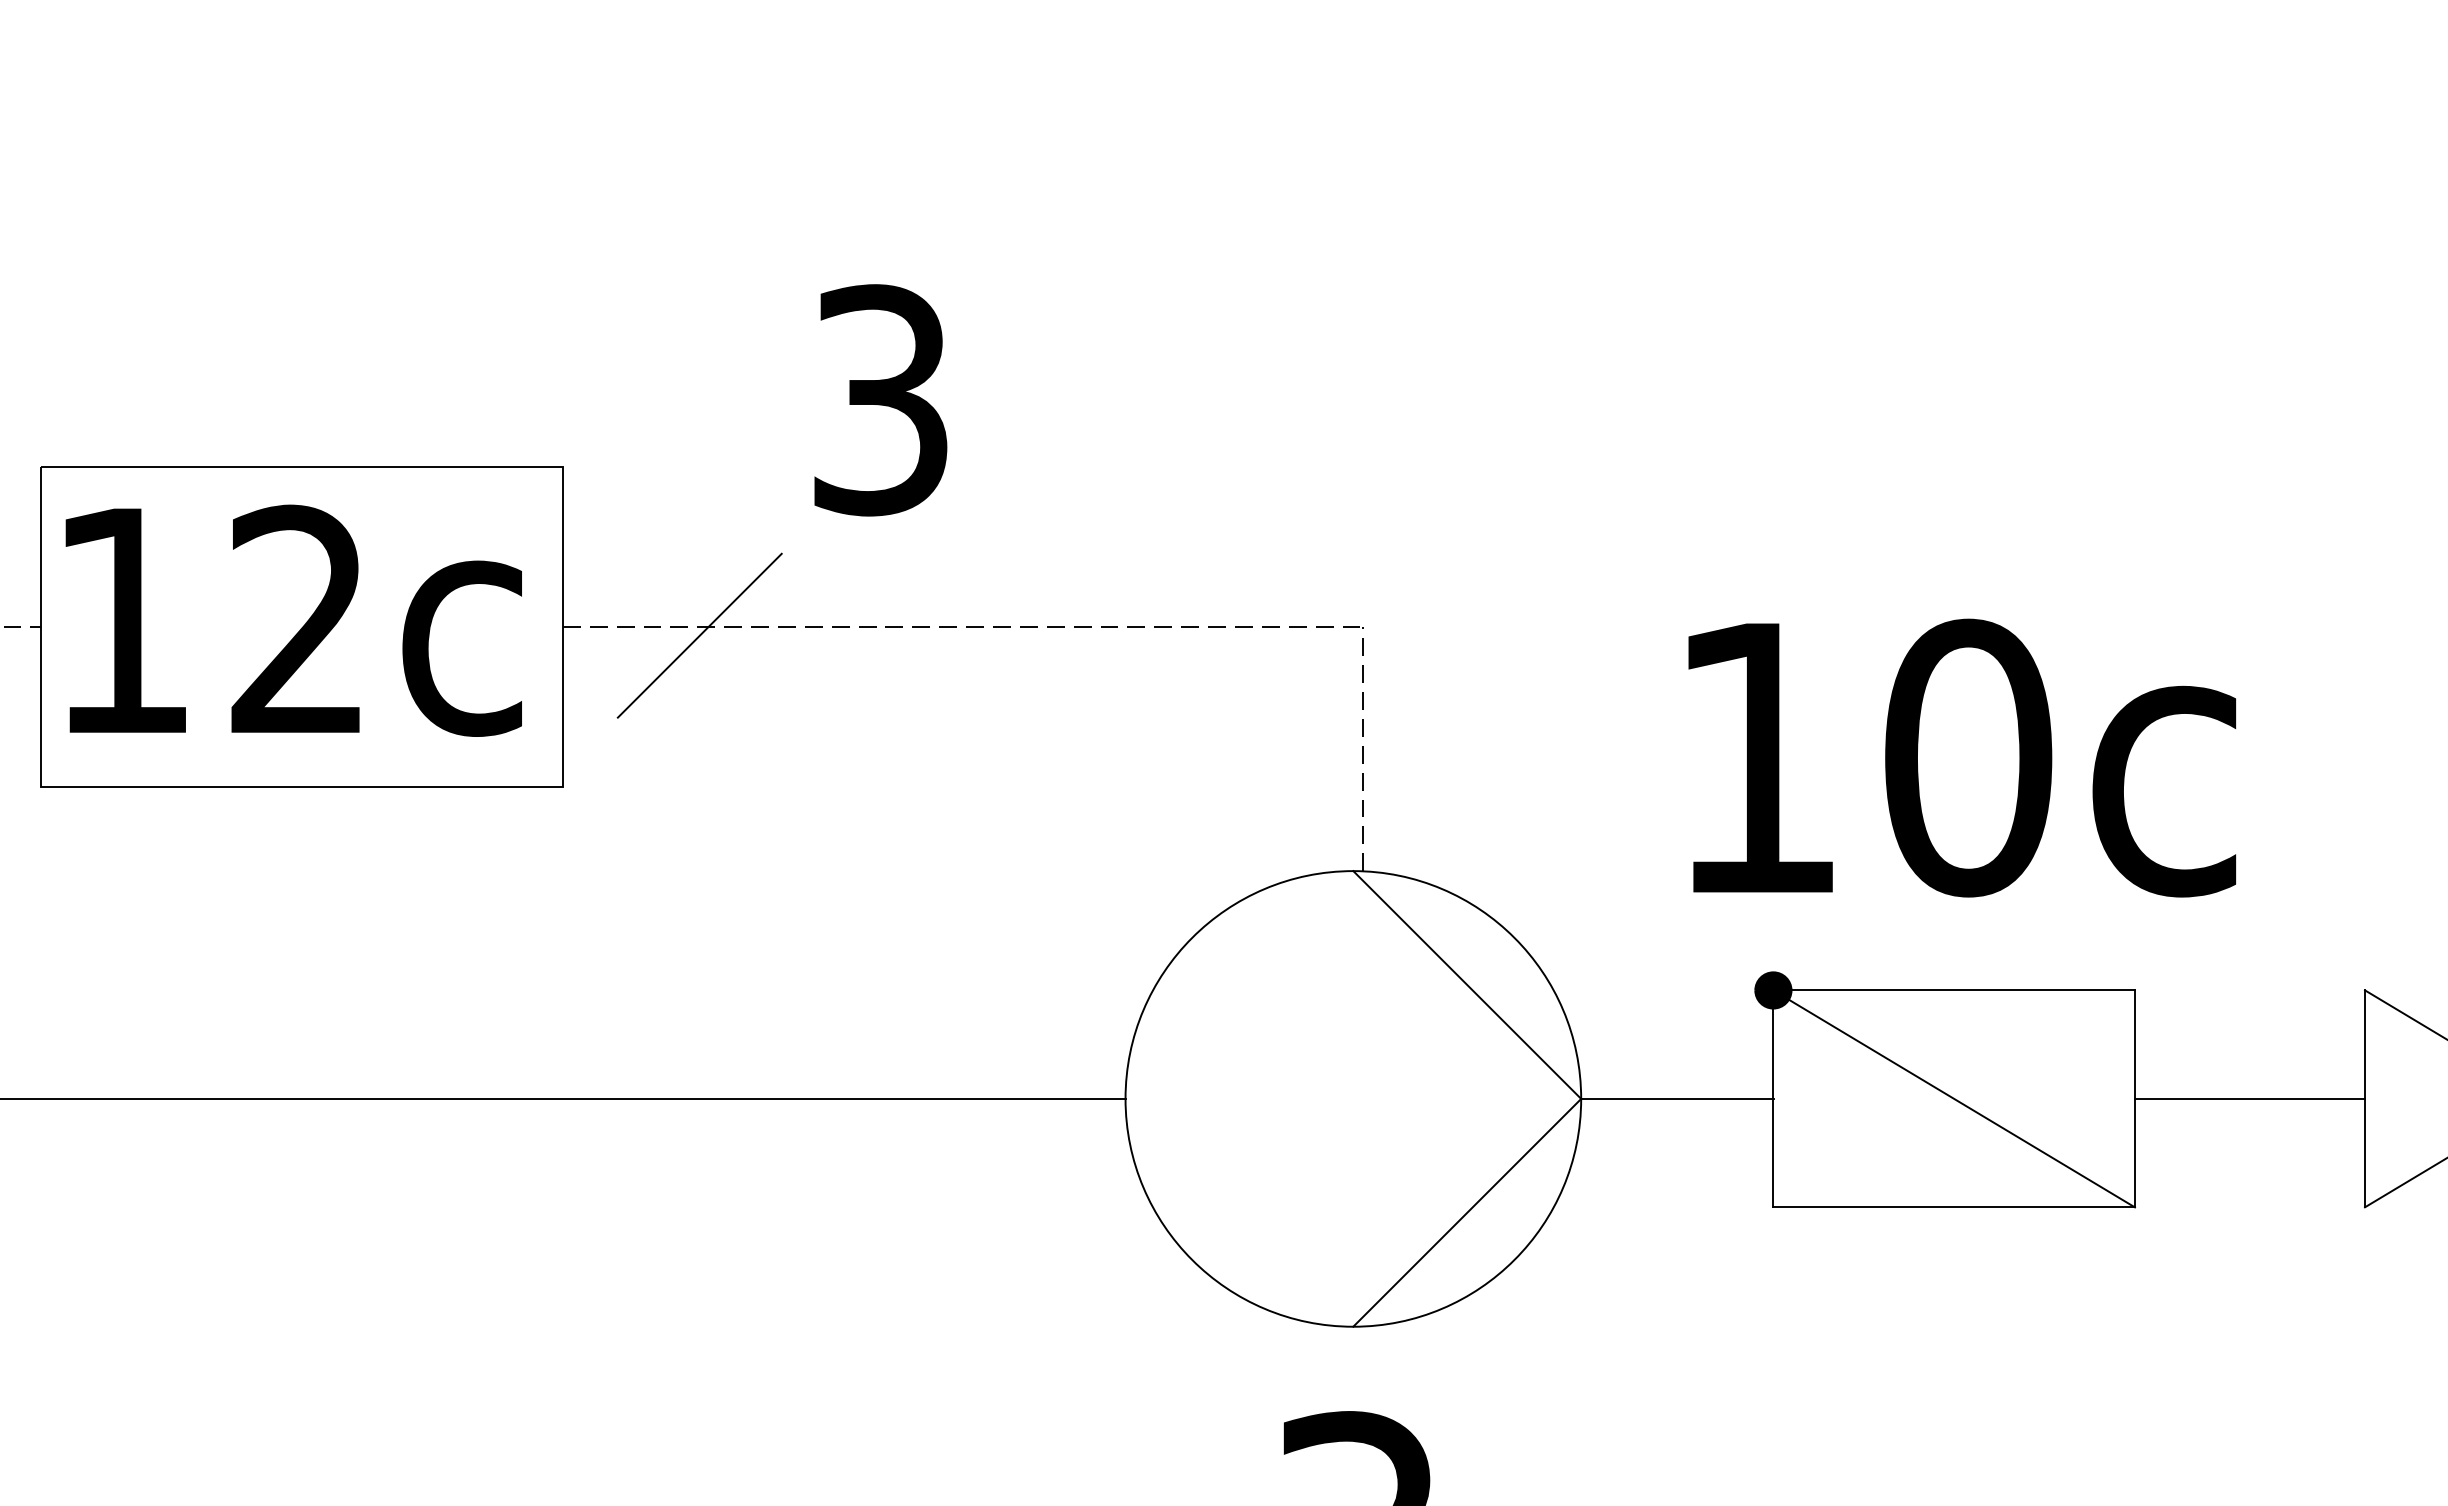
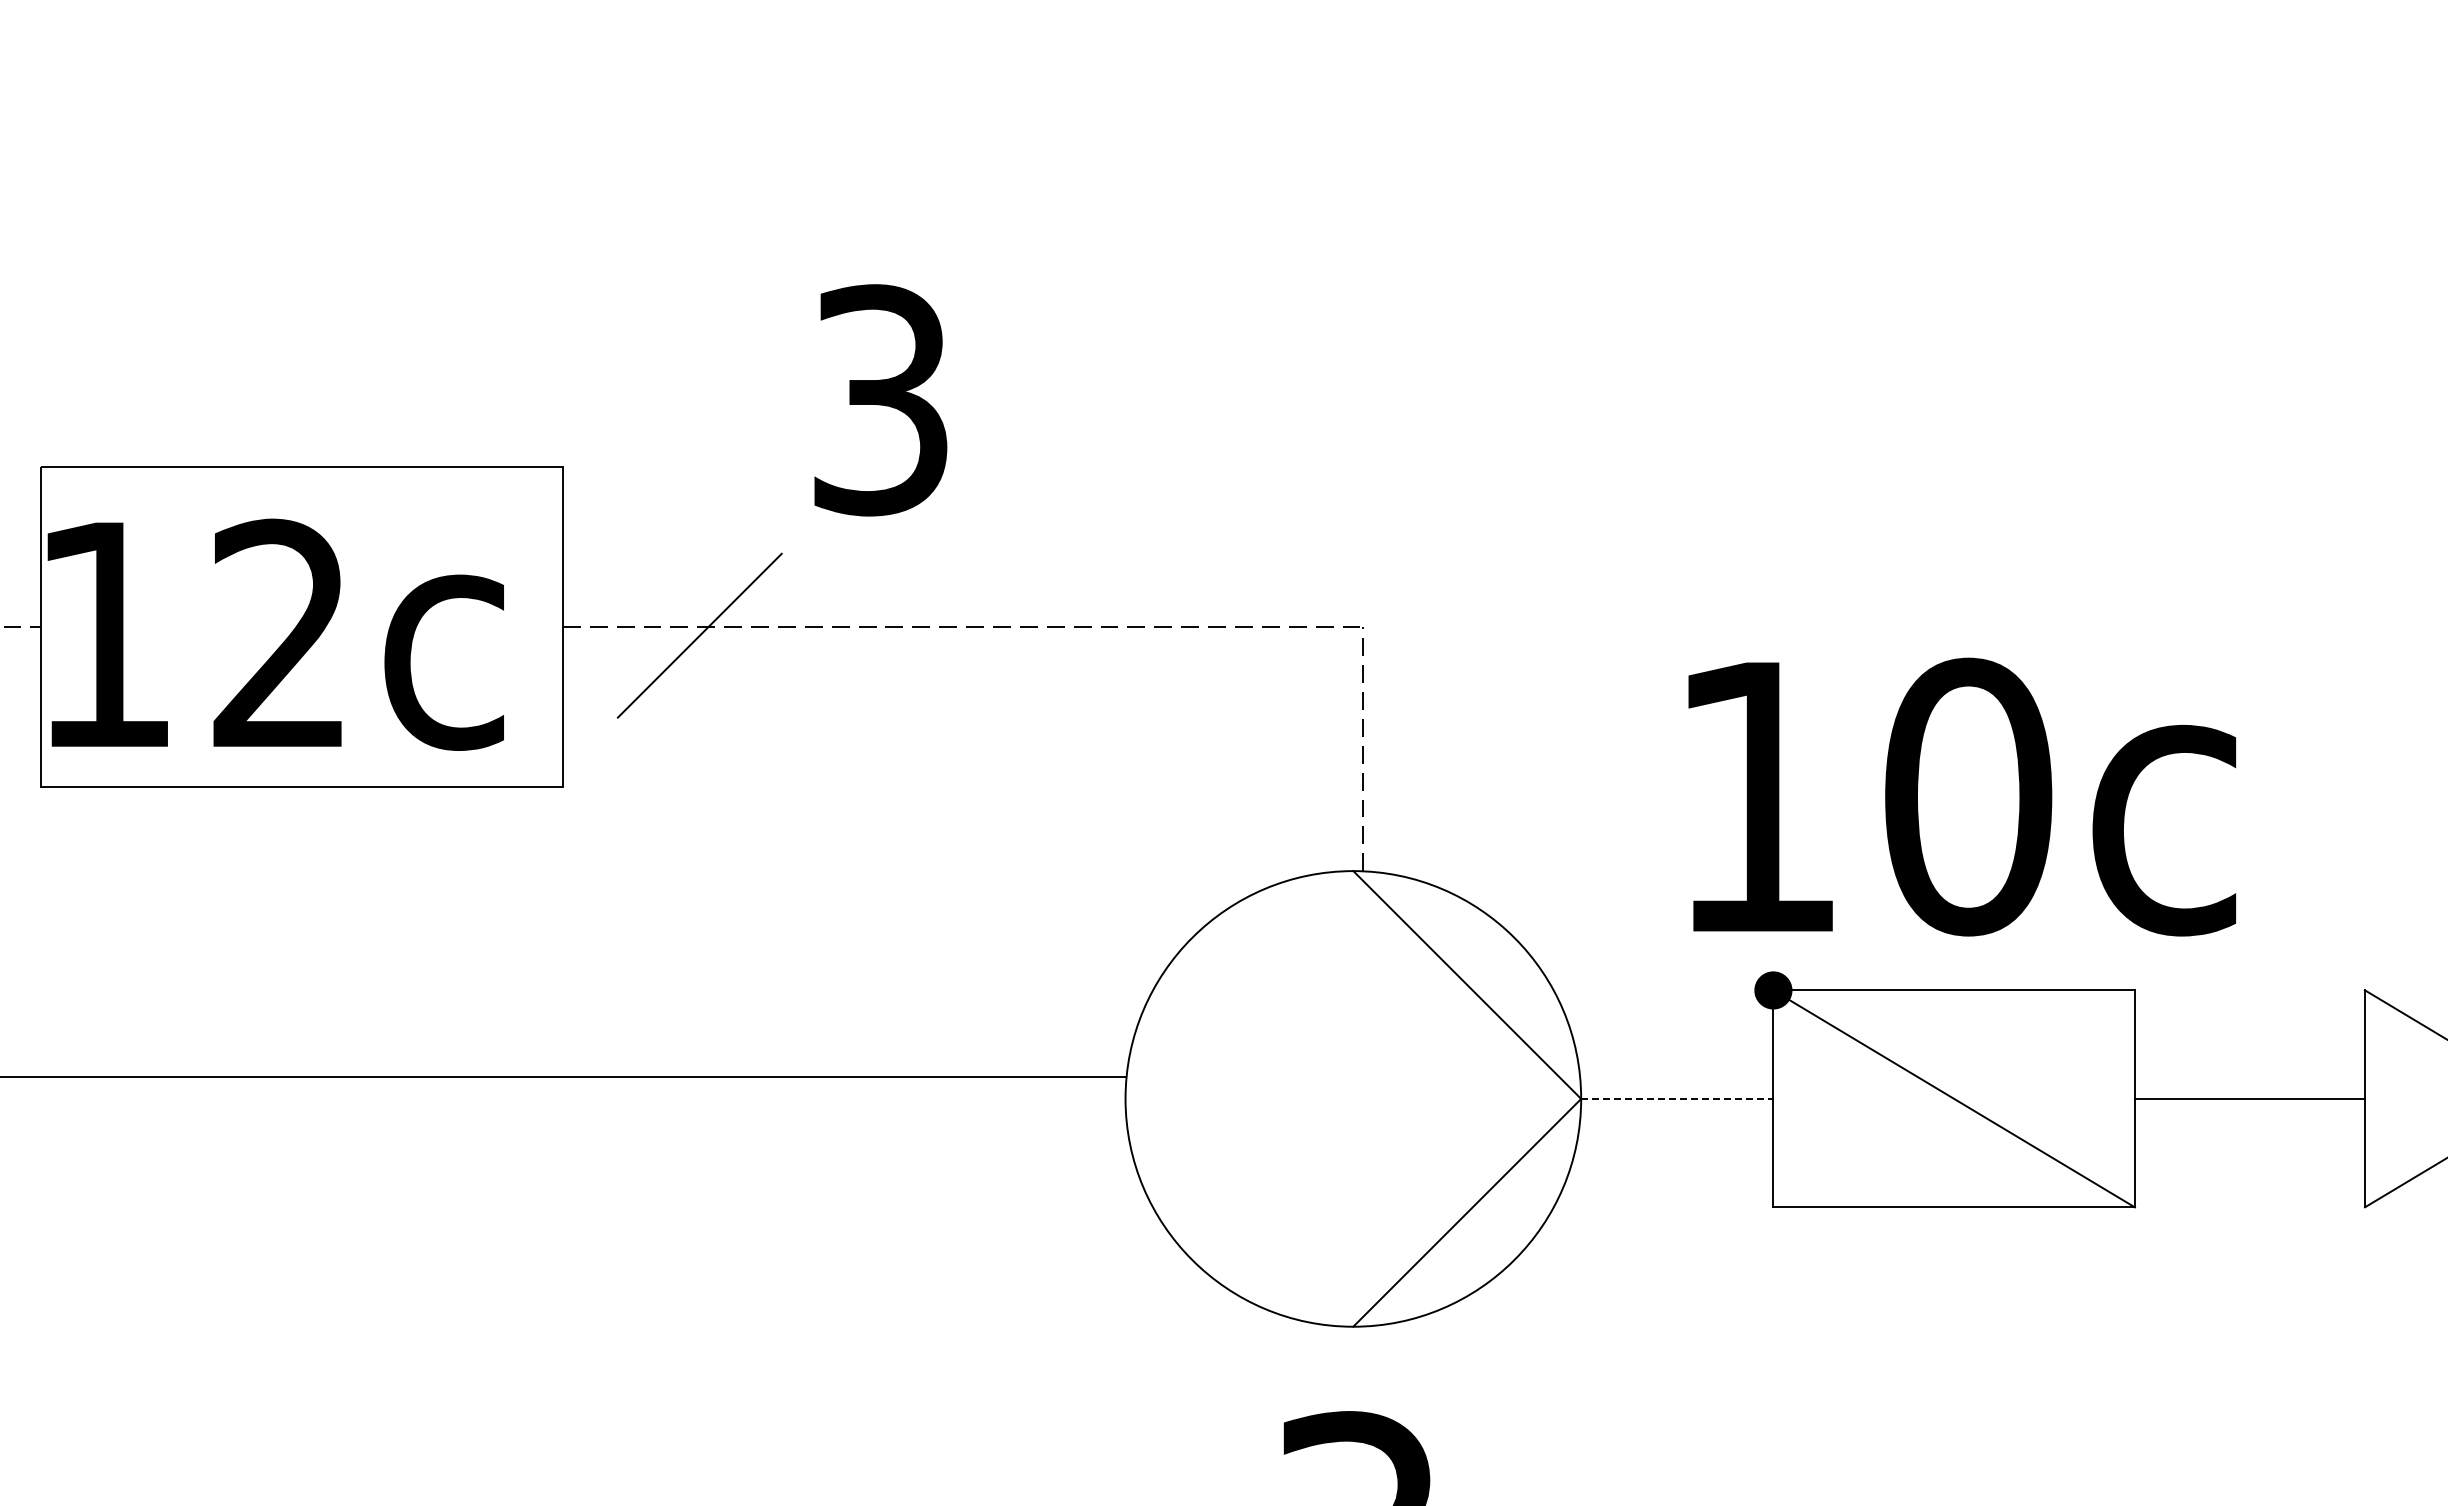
text position: (293, 620) -> (275, 634) (275, 634)
text position: (1962, 757) -> (1962, 796) (1962, 796)
line position: (563, 1098) -> (563, 1076) (563, 1076)
line: solid -> dashed (1677, 1098)
